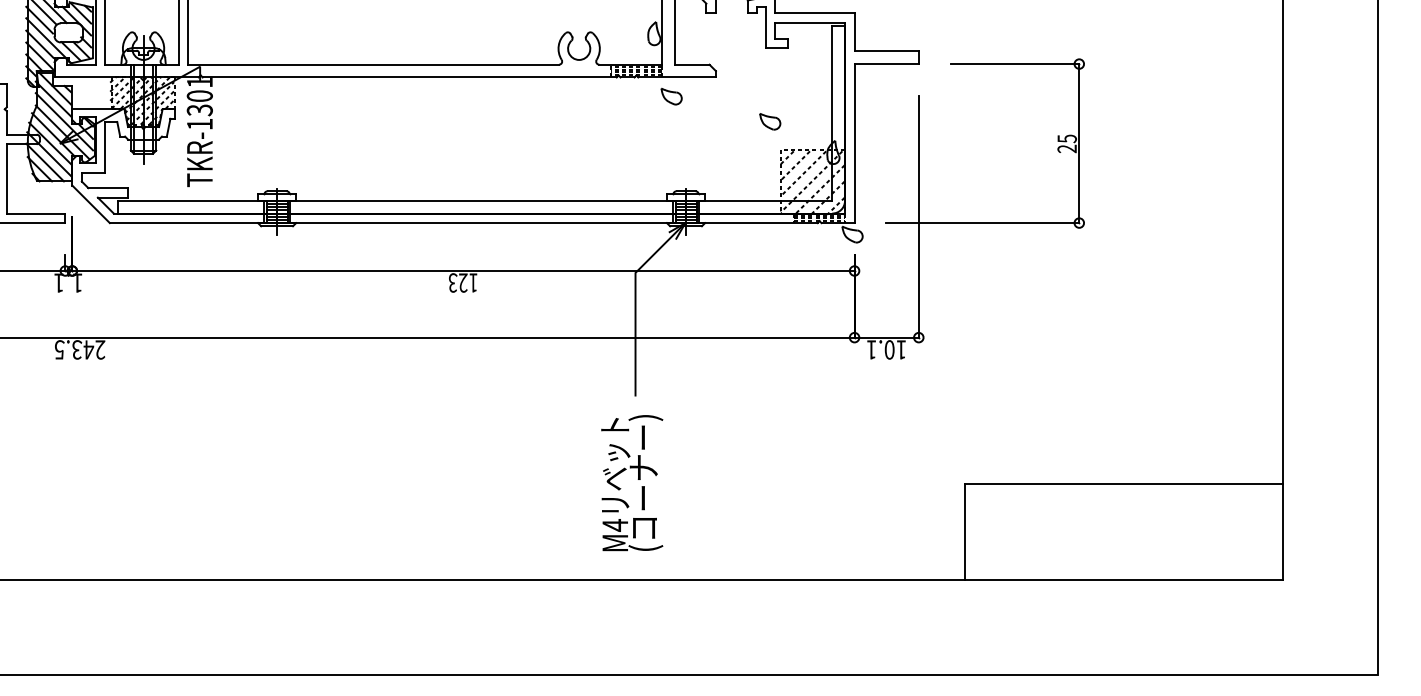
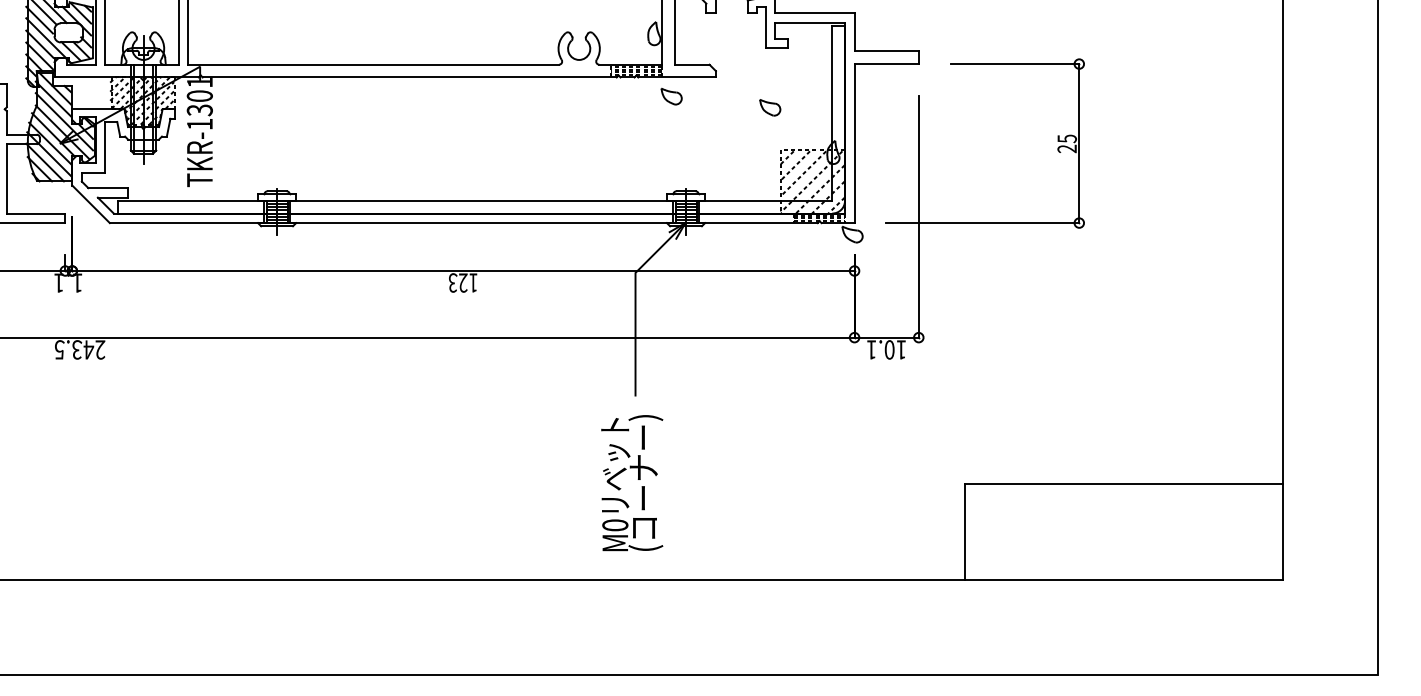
part position: (770, 121) -> (770, 107) (770, 107)
text: M4 -> M0 (615, 525)
